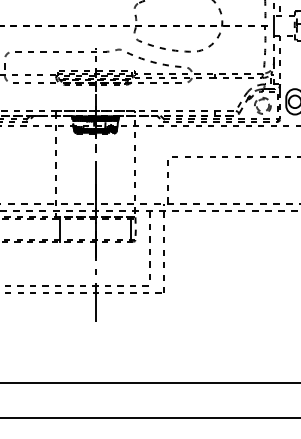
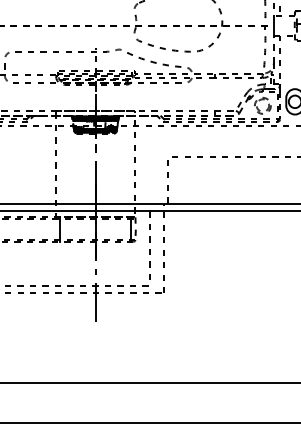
line: dashed -> solid (150, 203)
line: dashed -> solid (150, 211)
line position: (149, 417) -> (149, 422) (149, 422)
